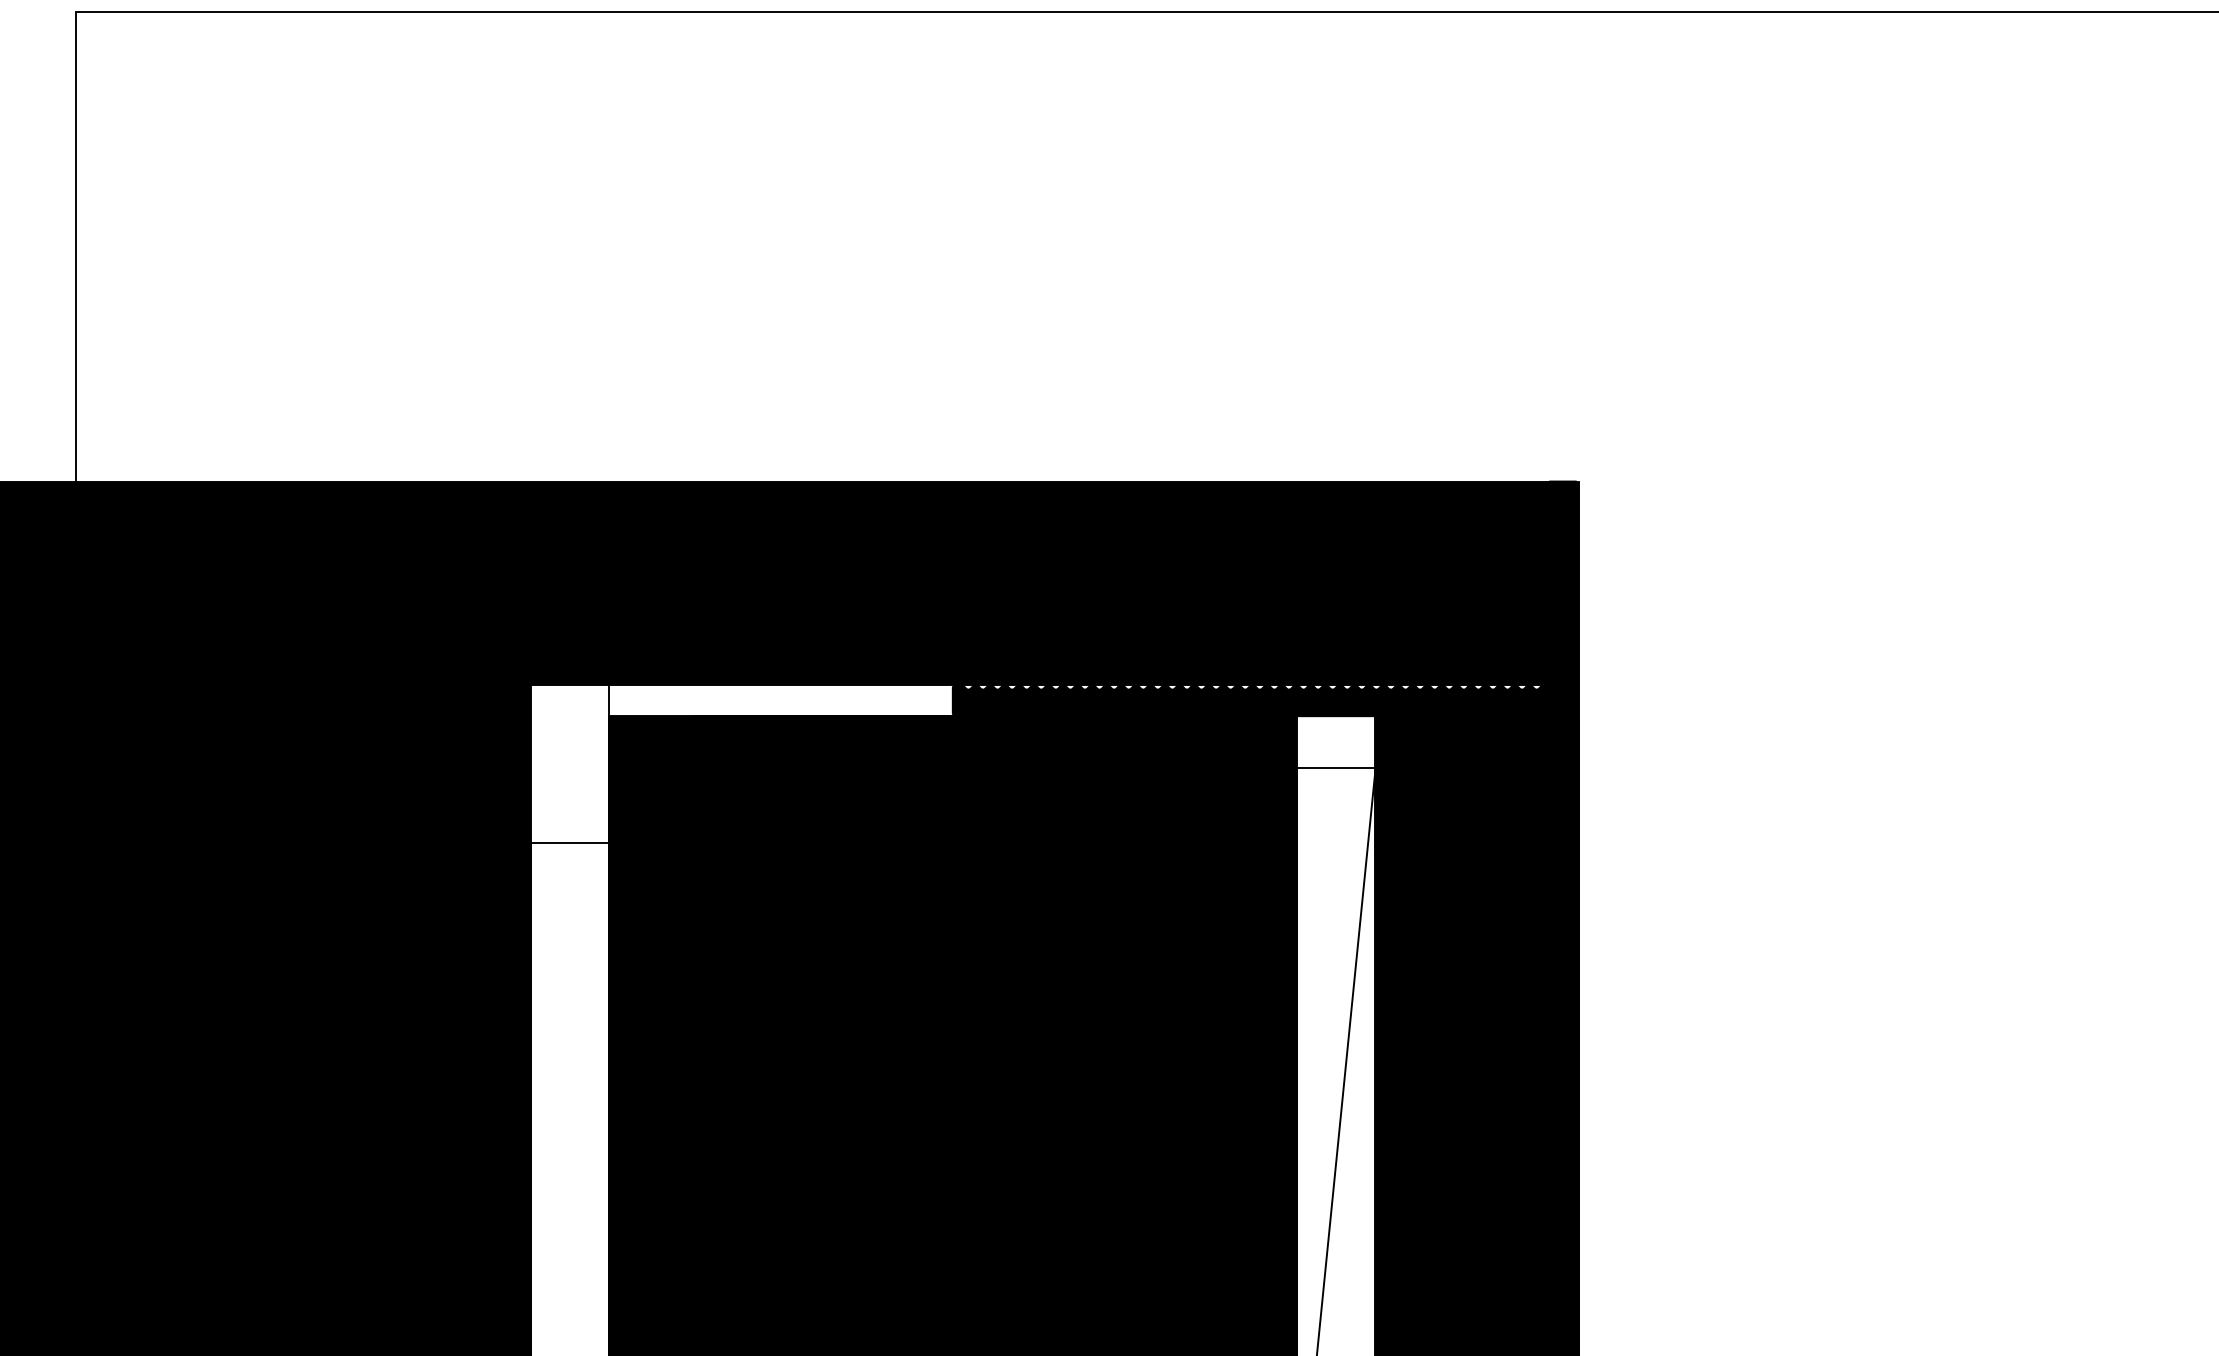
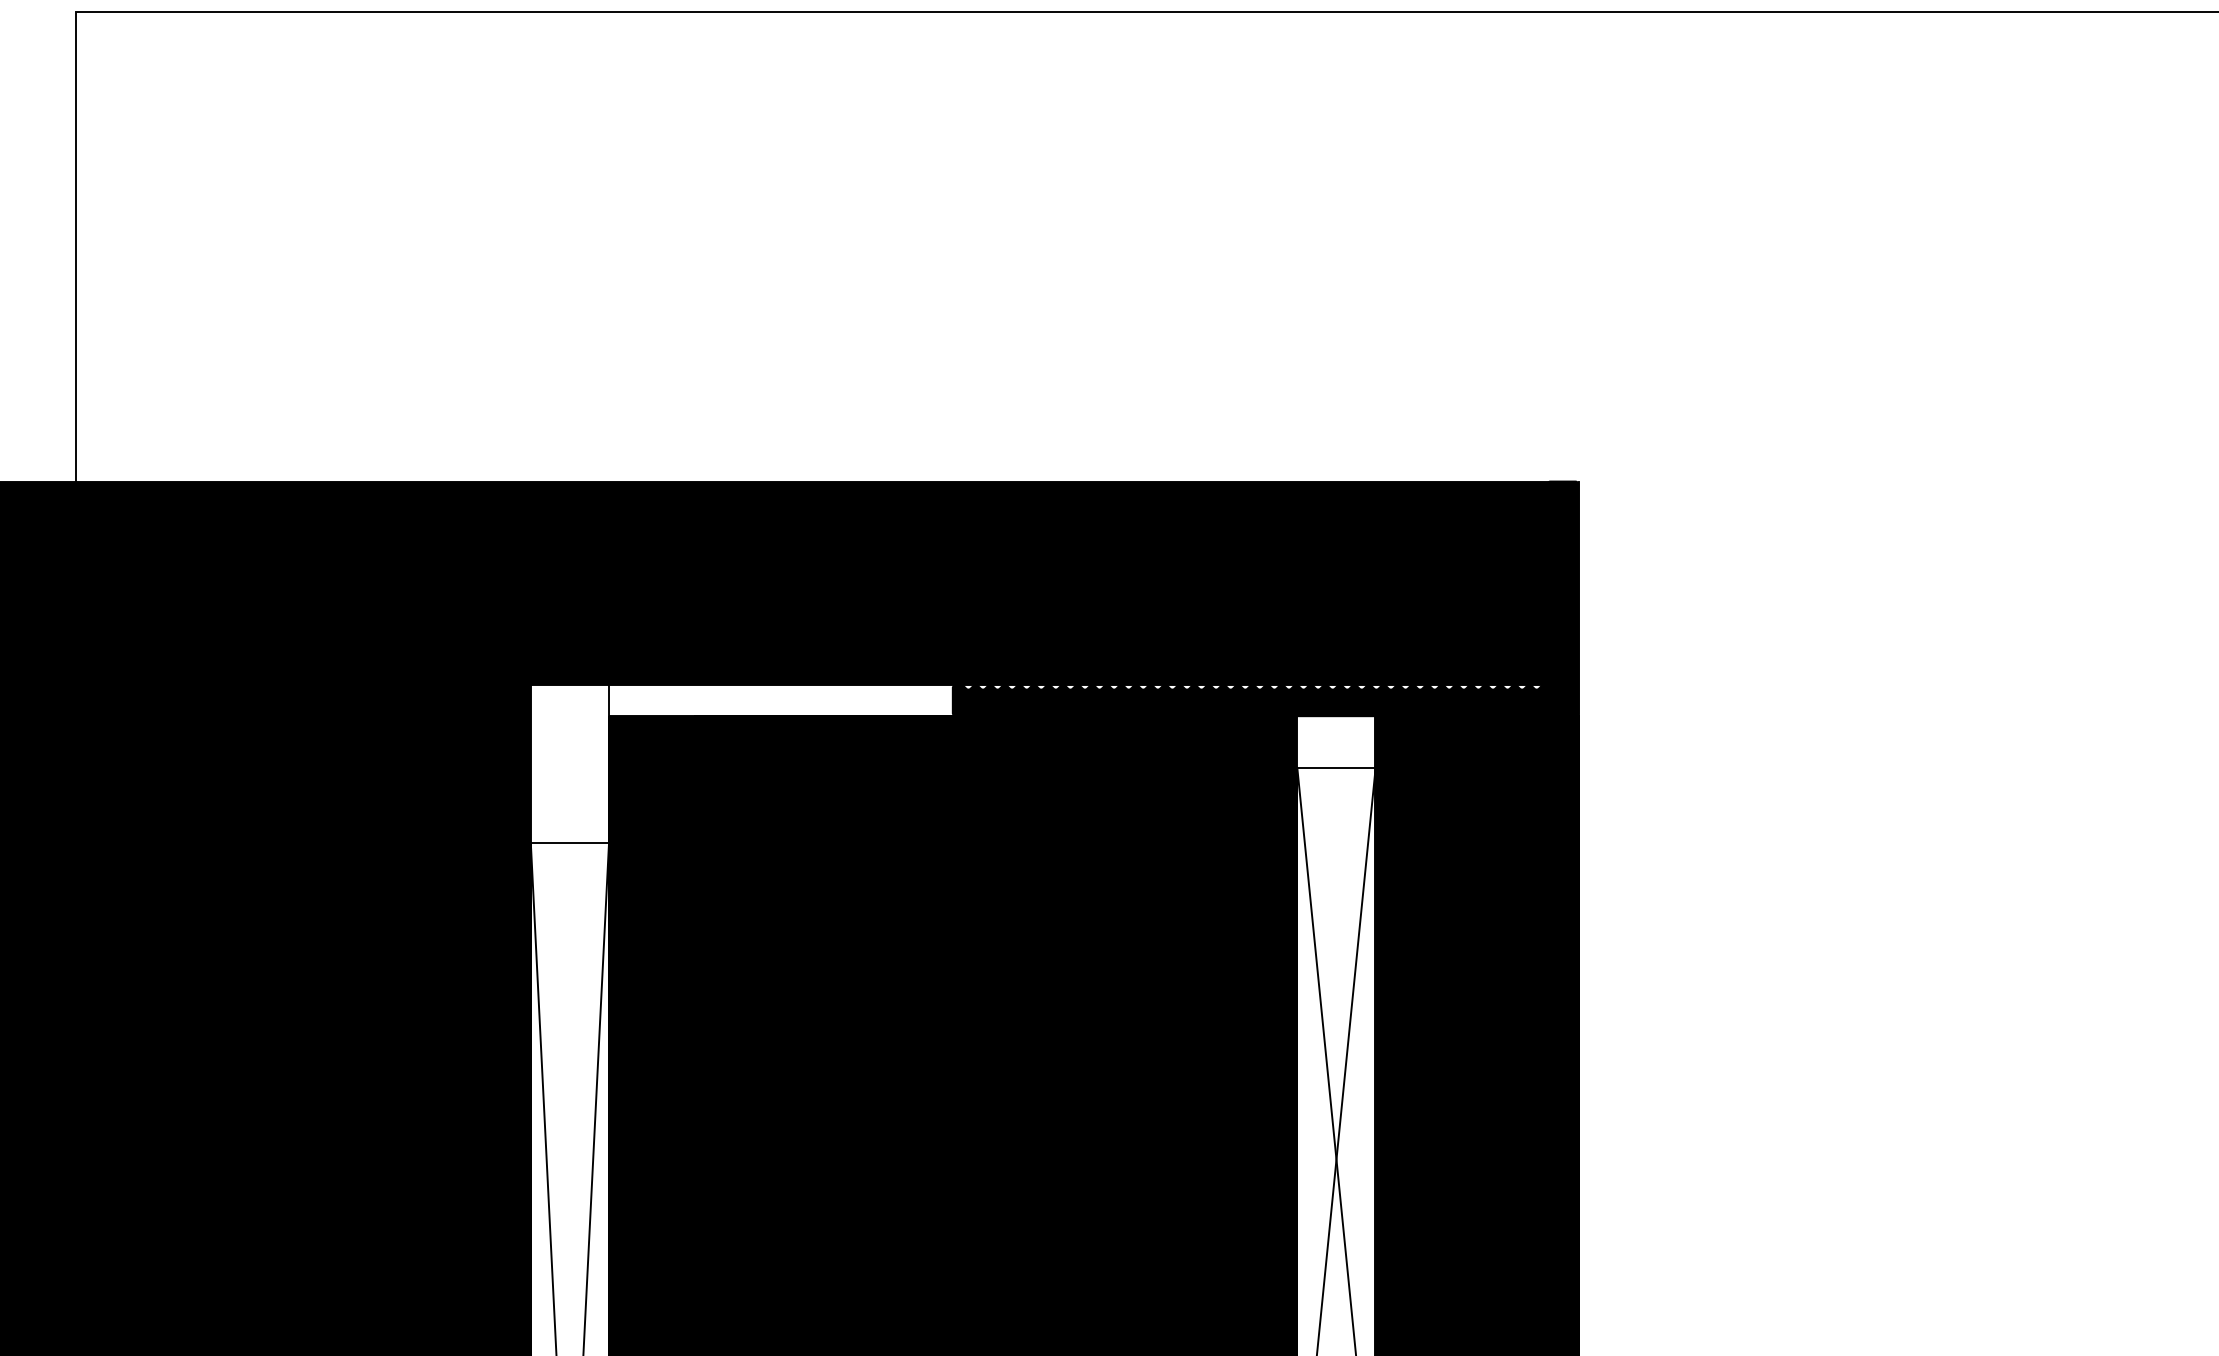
line: none -> present (1326, 1060)
line: none -> present (543, 1097)
line: none -> present (596, 1097)
